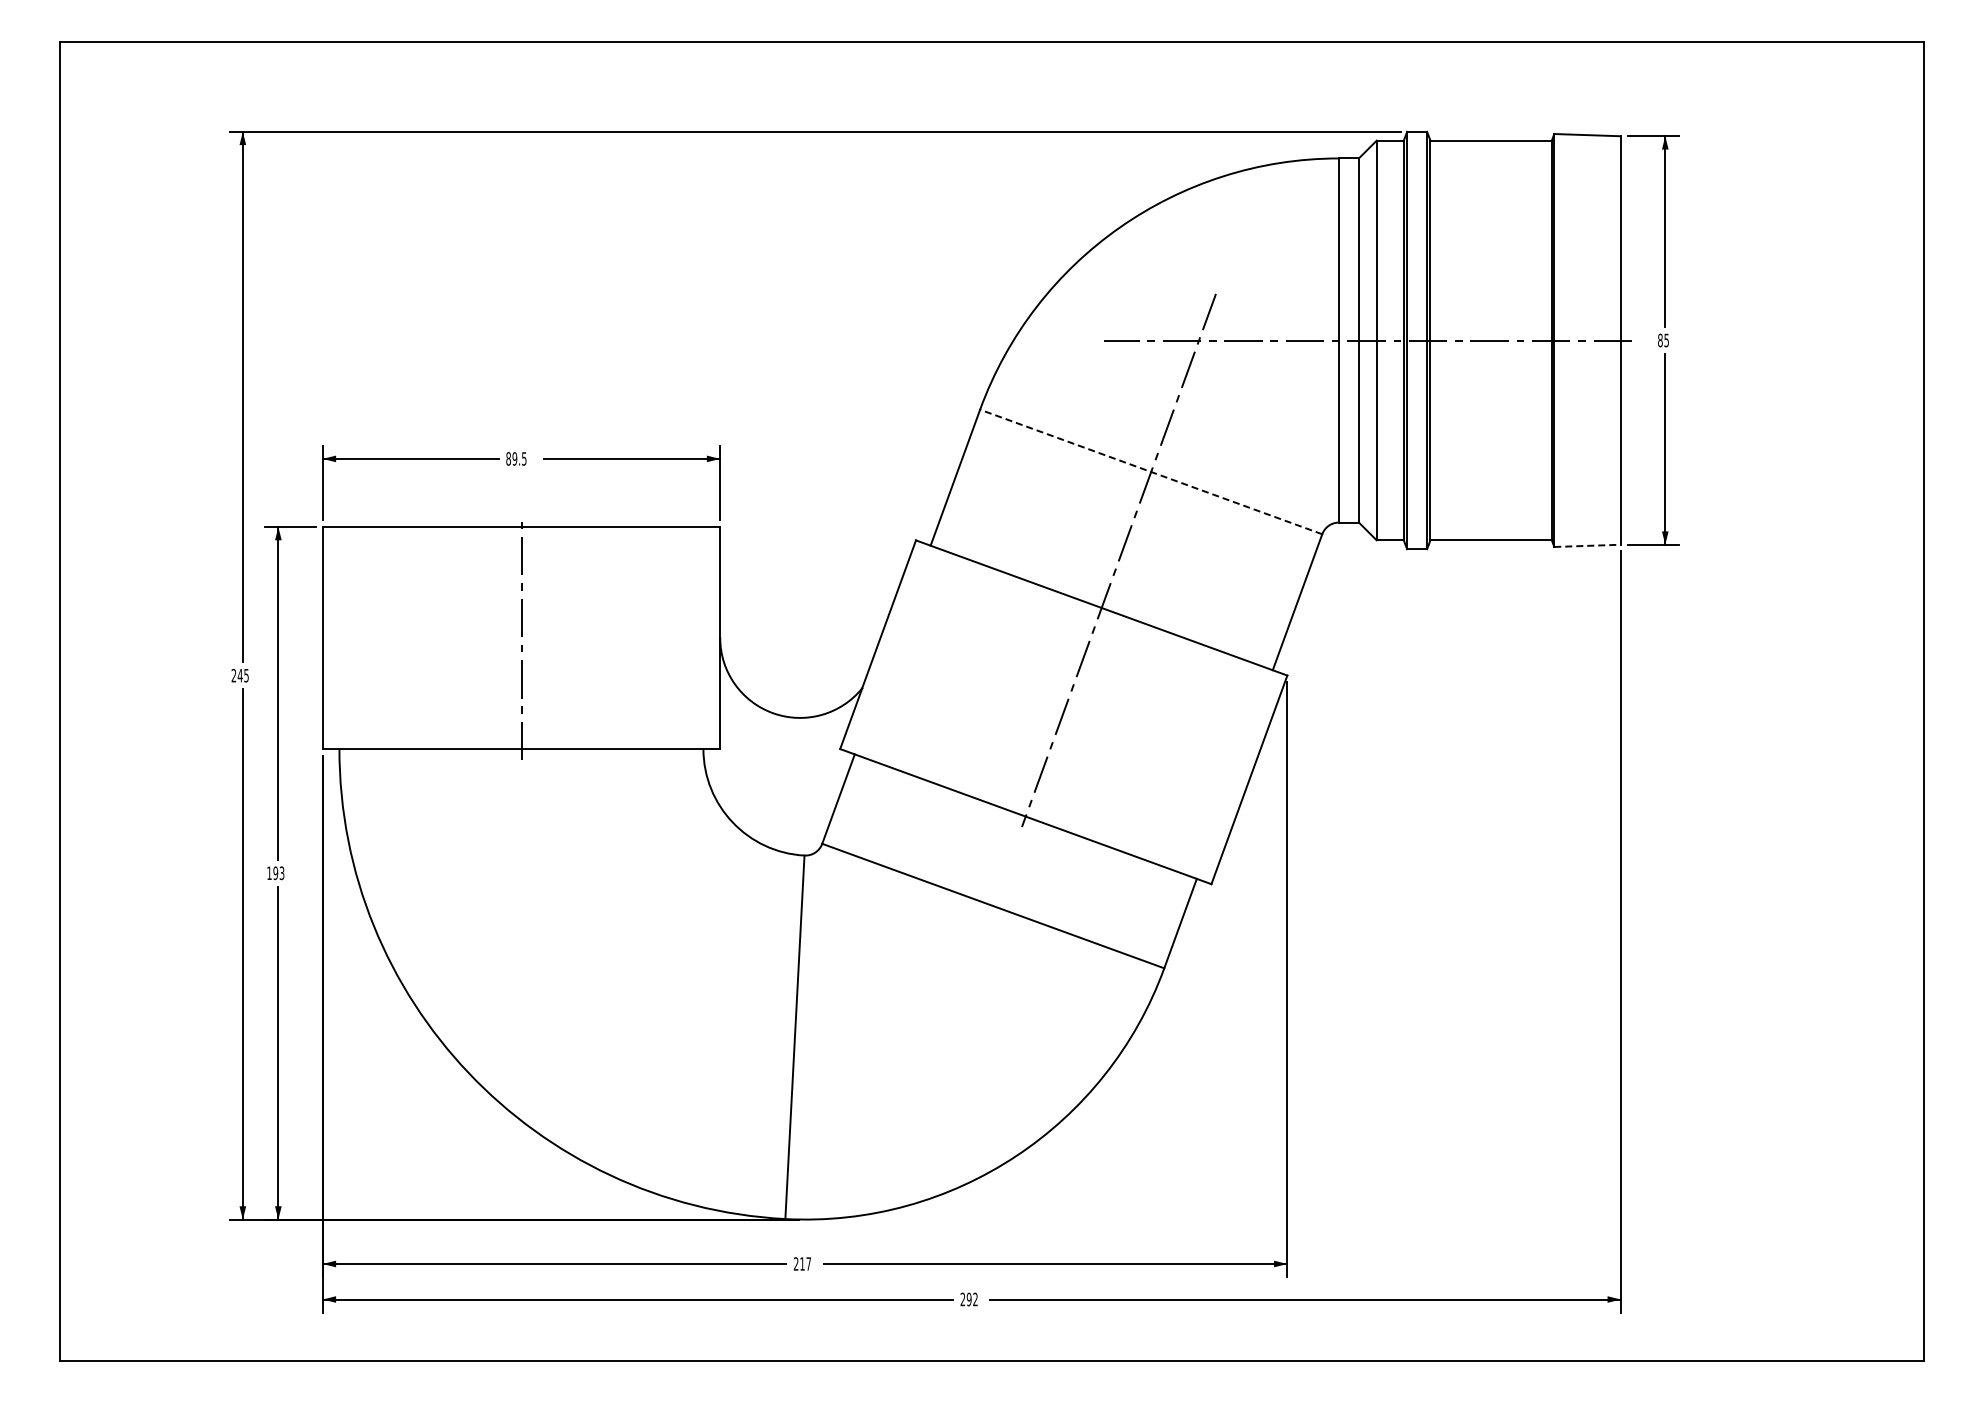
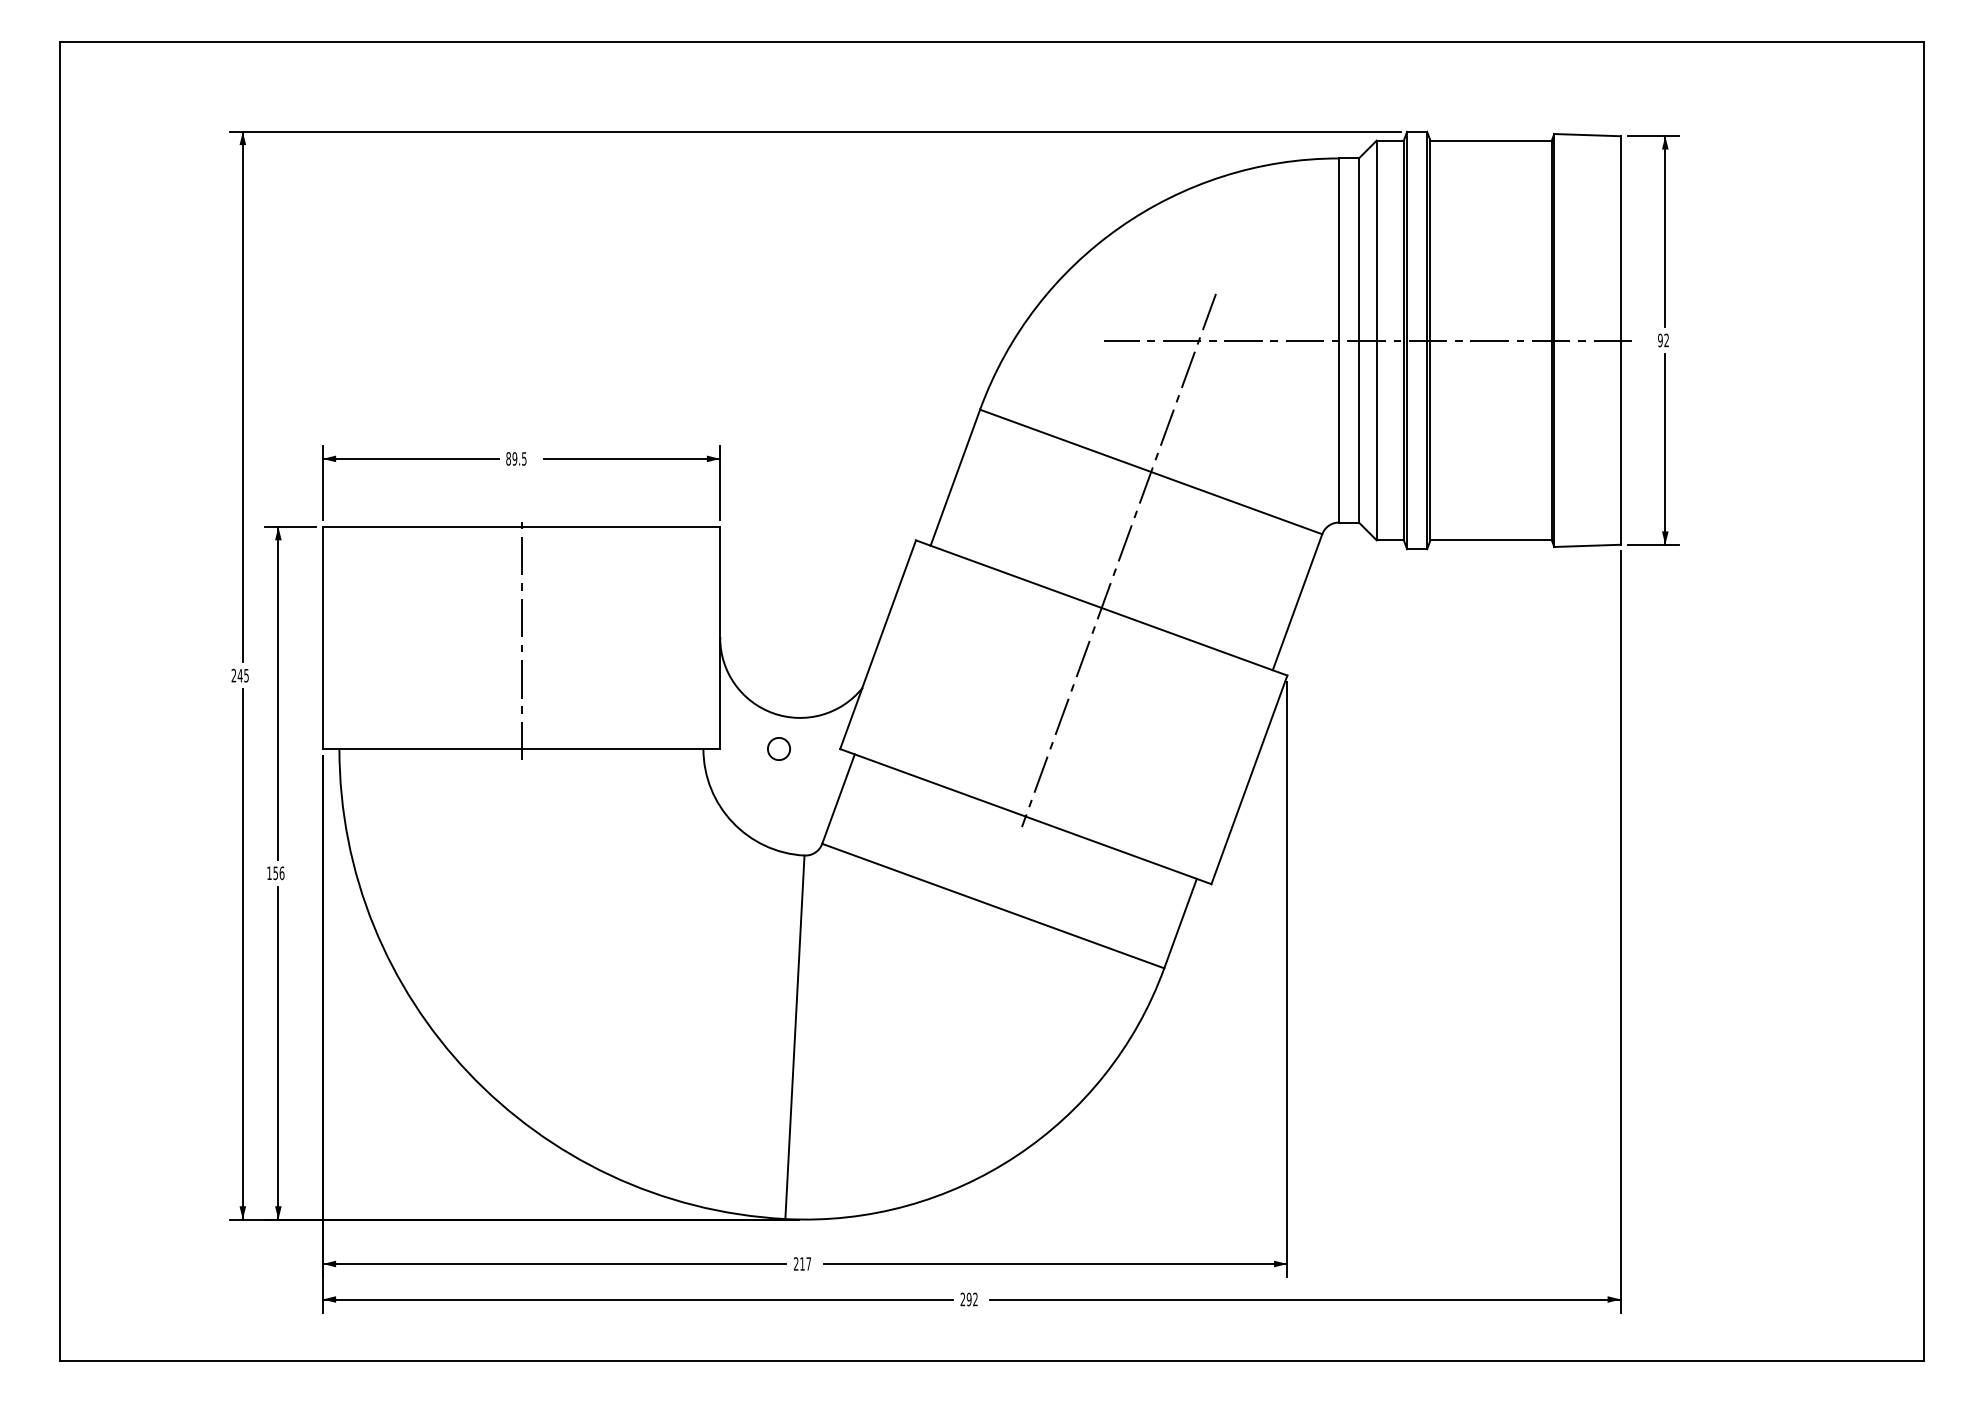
text: 85 -> 92 (1663, 340)
line: dashed -> solid (1150, 471)
line: dashed -> solid (1588, 545)
circle: none -> present (778, 748)
text: 193 -> 156 (278, 873)
